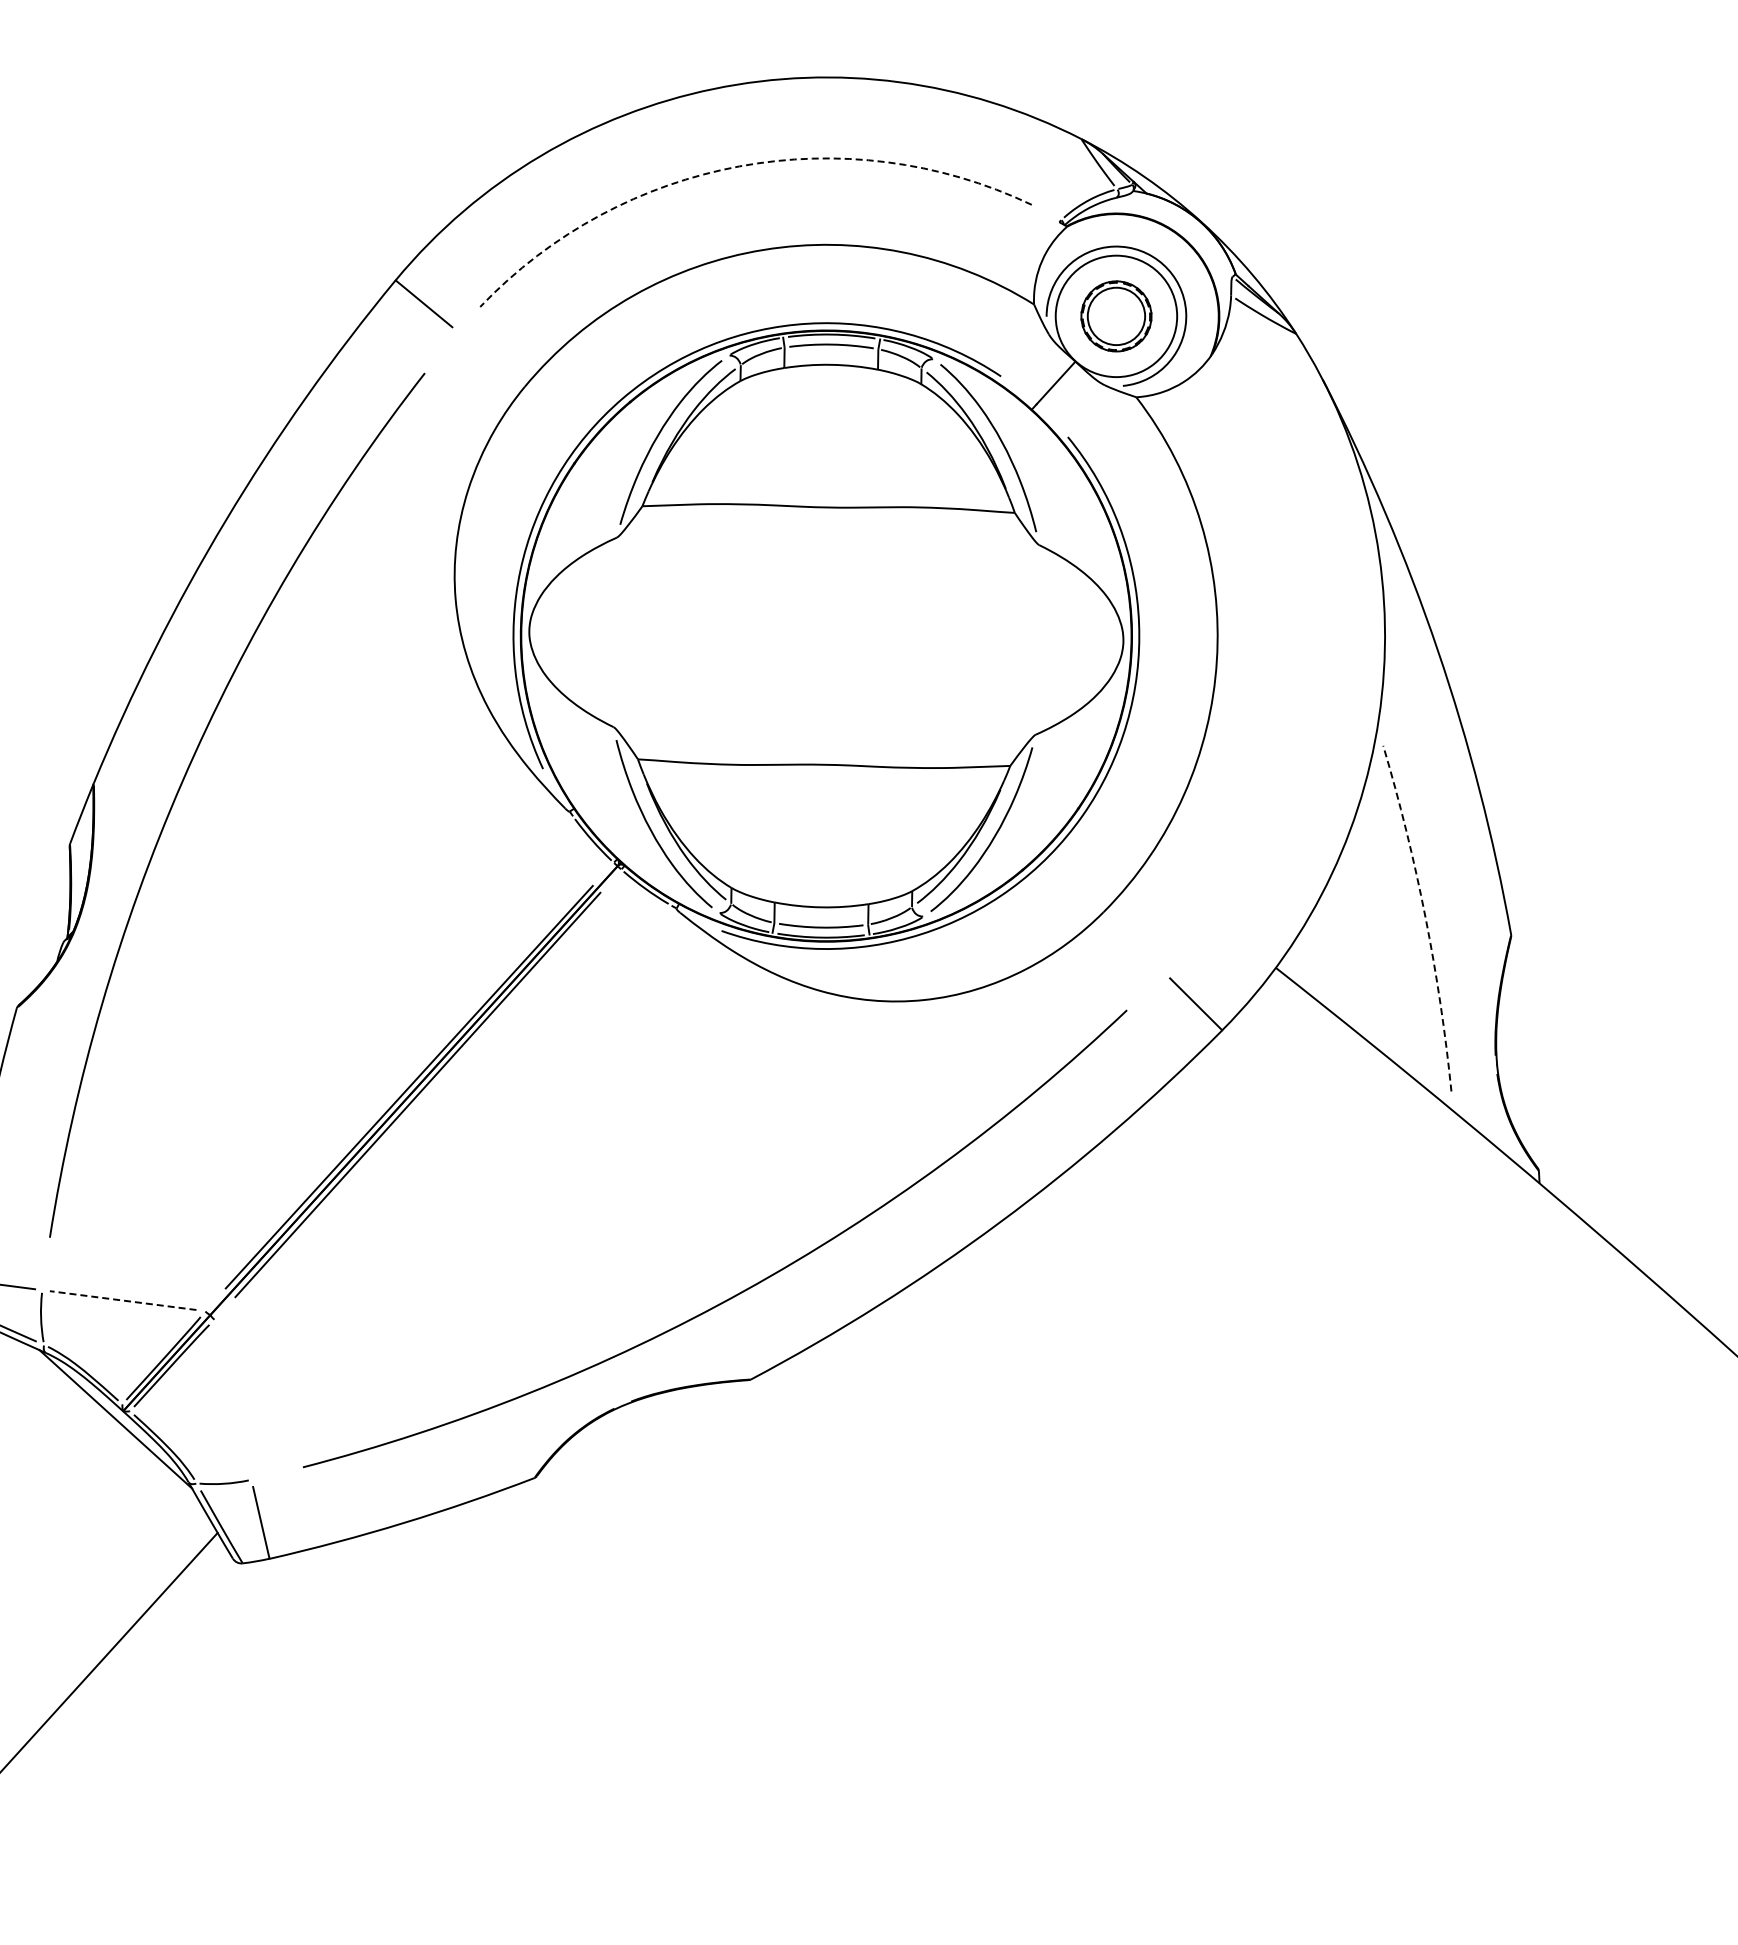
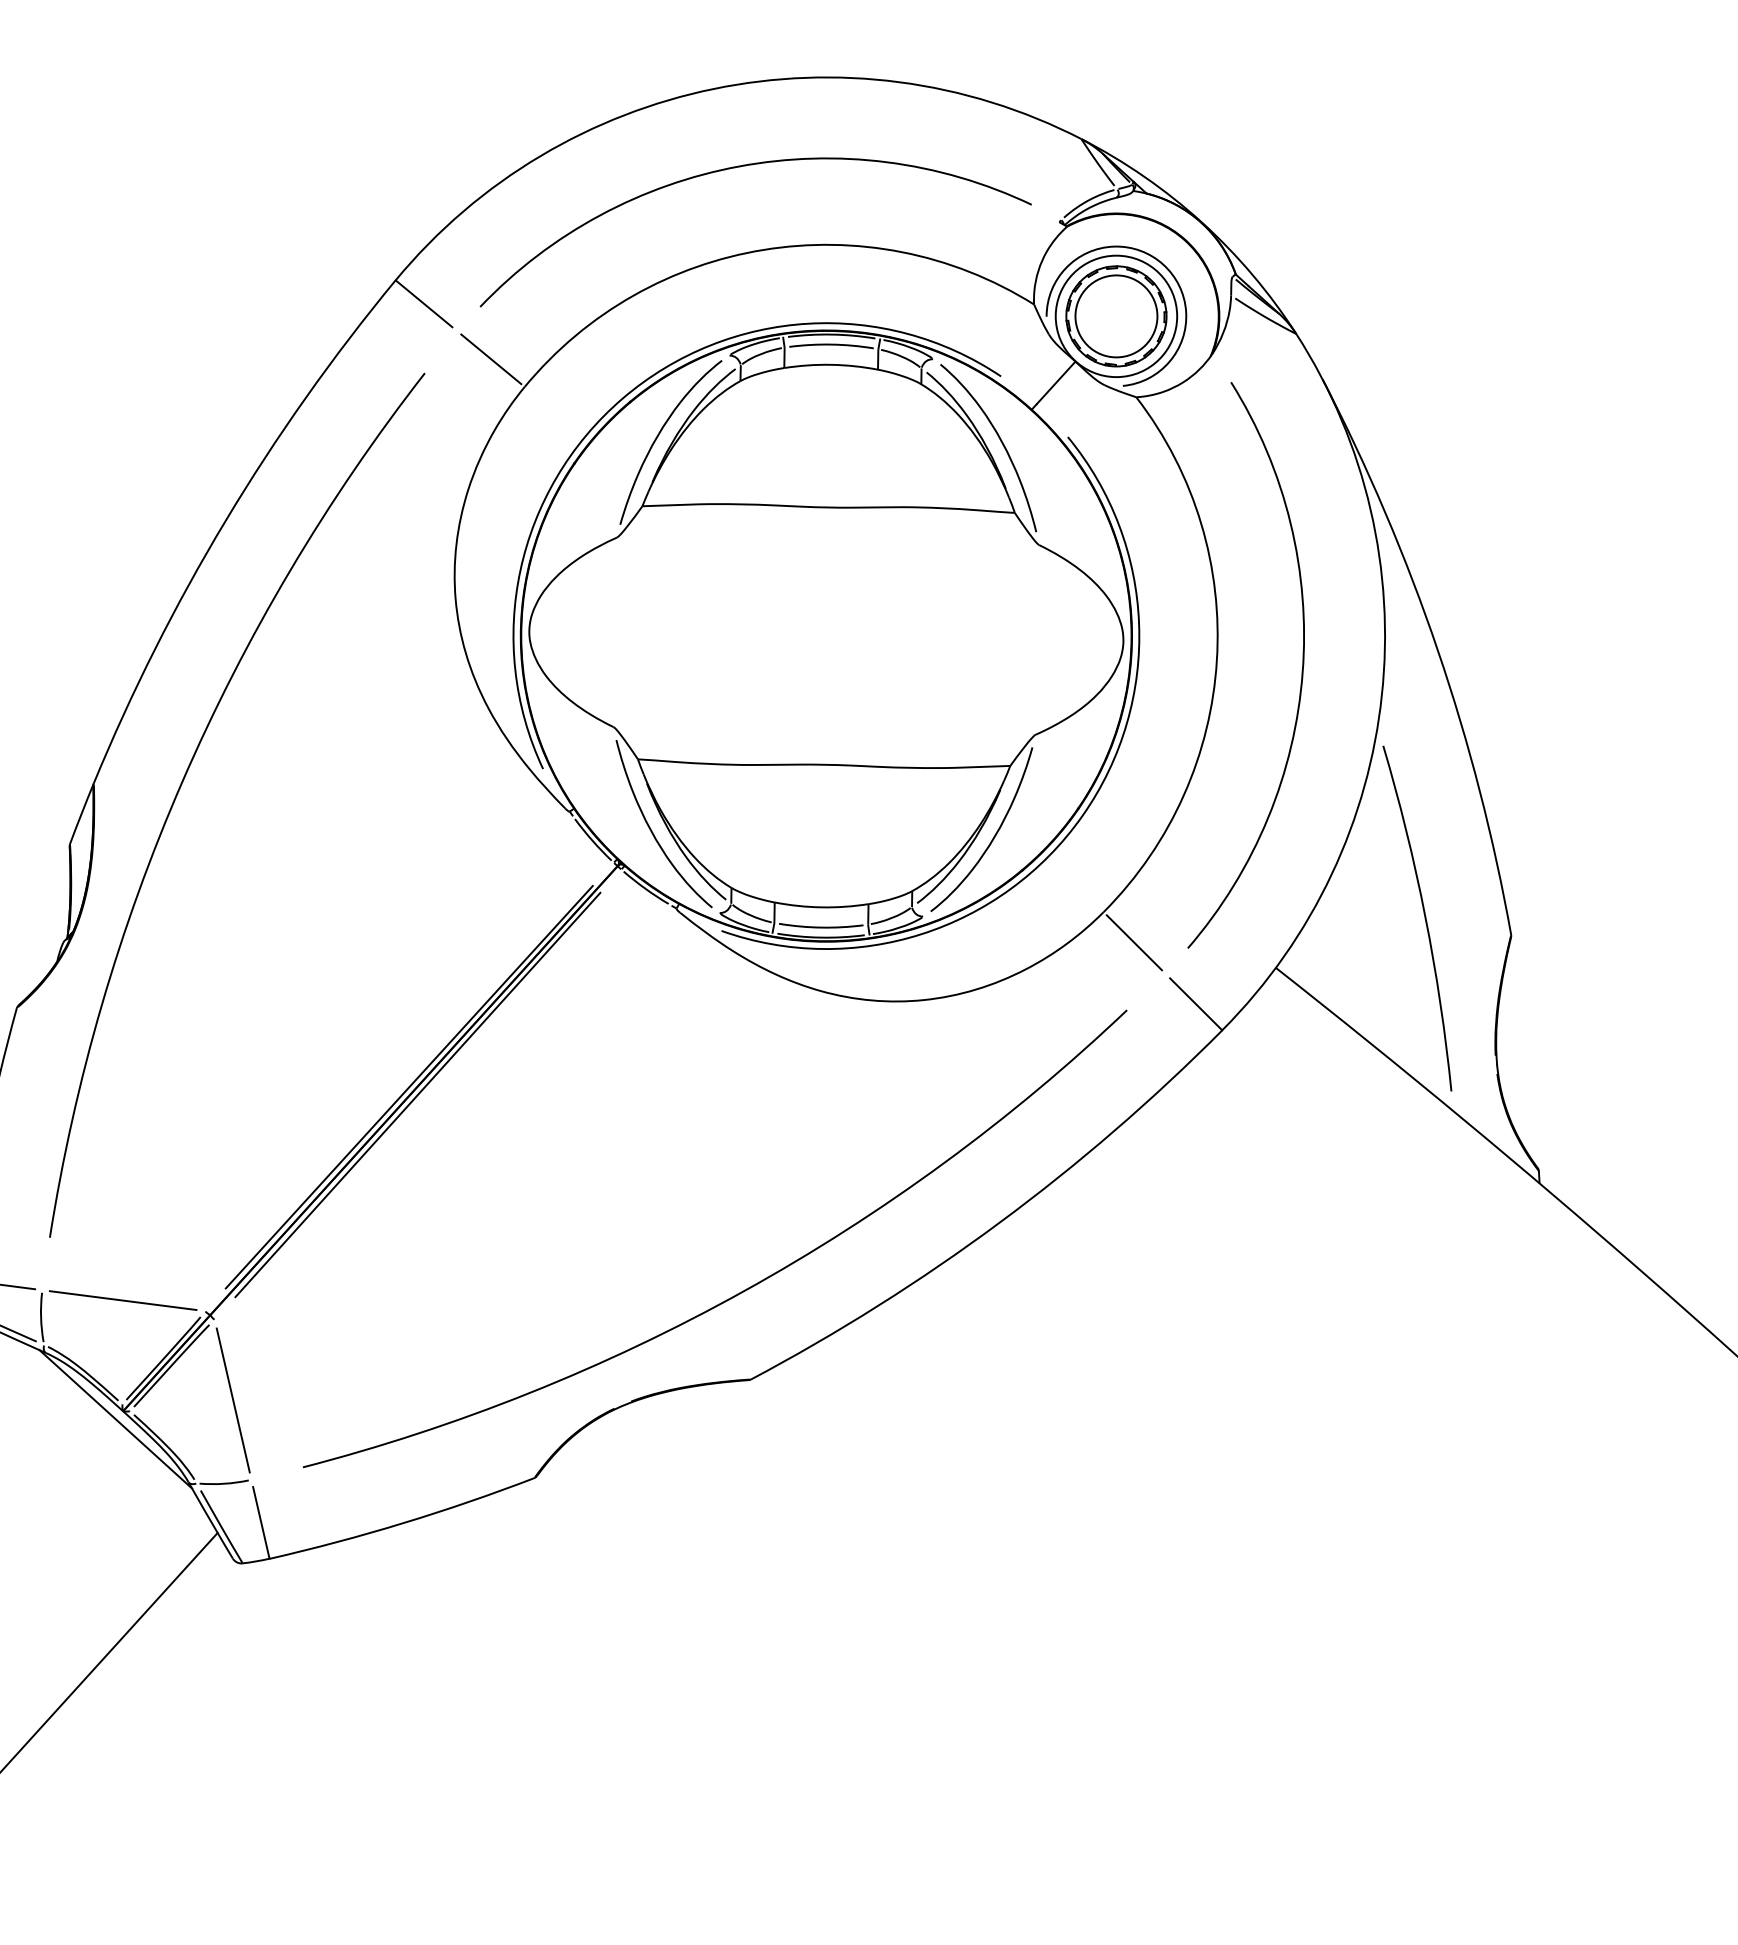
arc: dashed -> solid (739, 166)
part size: 73x73 px -> 103x103 px (1116, 316)
line: none -> present (491, 359)
arc: none -> present (1301, 670)
arc: dashed -> solid (1425, 917)
line: none -> present (1134, 942)
line: dashed -> solid (123, 1300)
line: none -> present (232, 1400)
